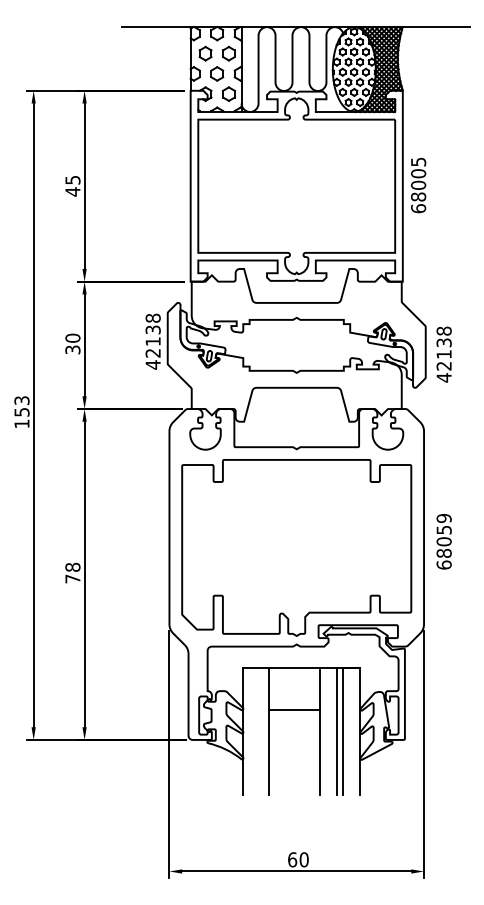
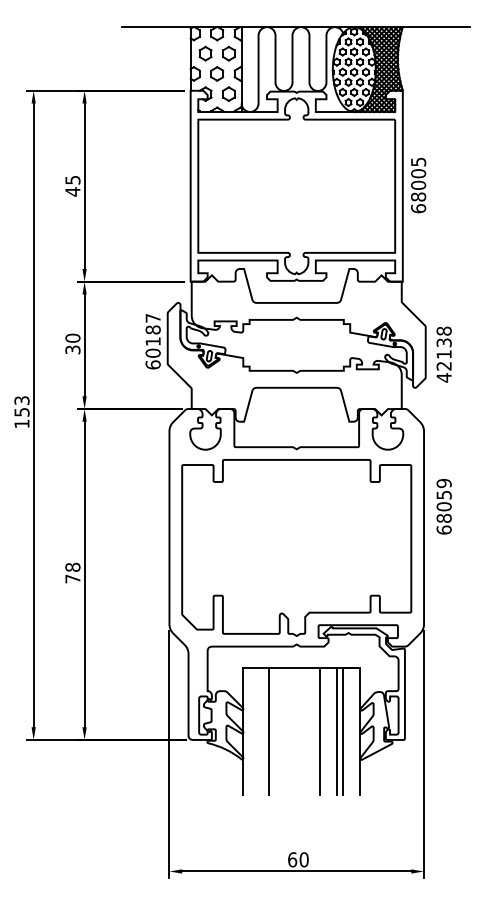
text: 42138 -> 60187 (152, 341)
text position: (443, 541) -> (443, 506) (443, 506)
line: present -> none (293, 710)
